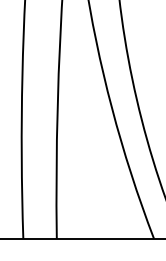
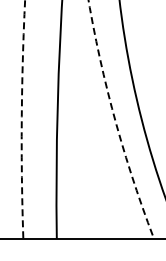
arc: solid -> dashed (21, 119)
arc: solid -> dashed (115, 121)
